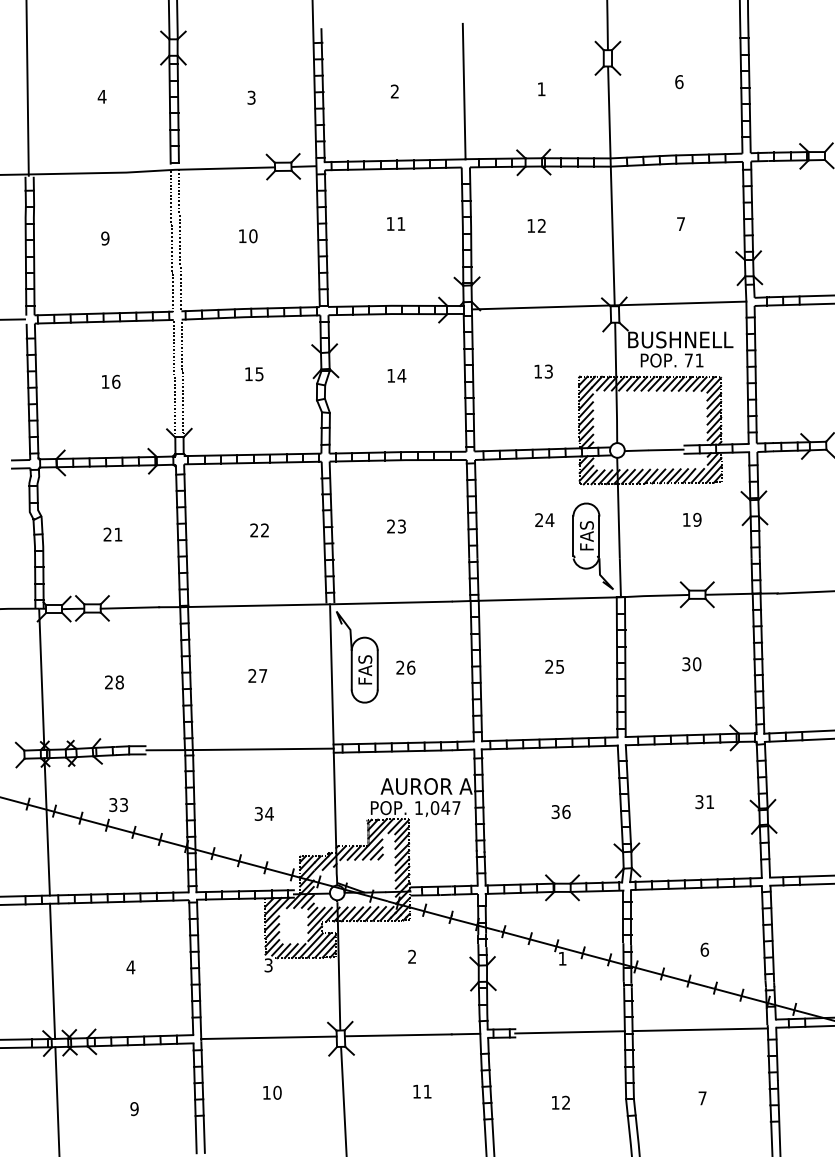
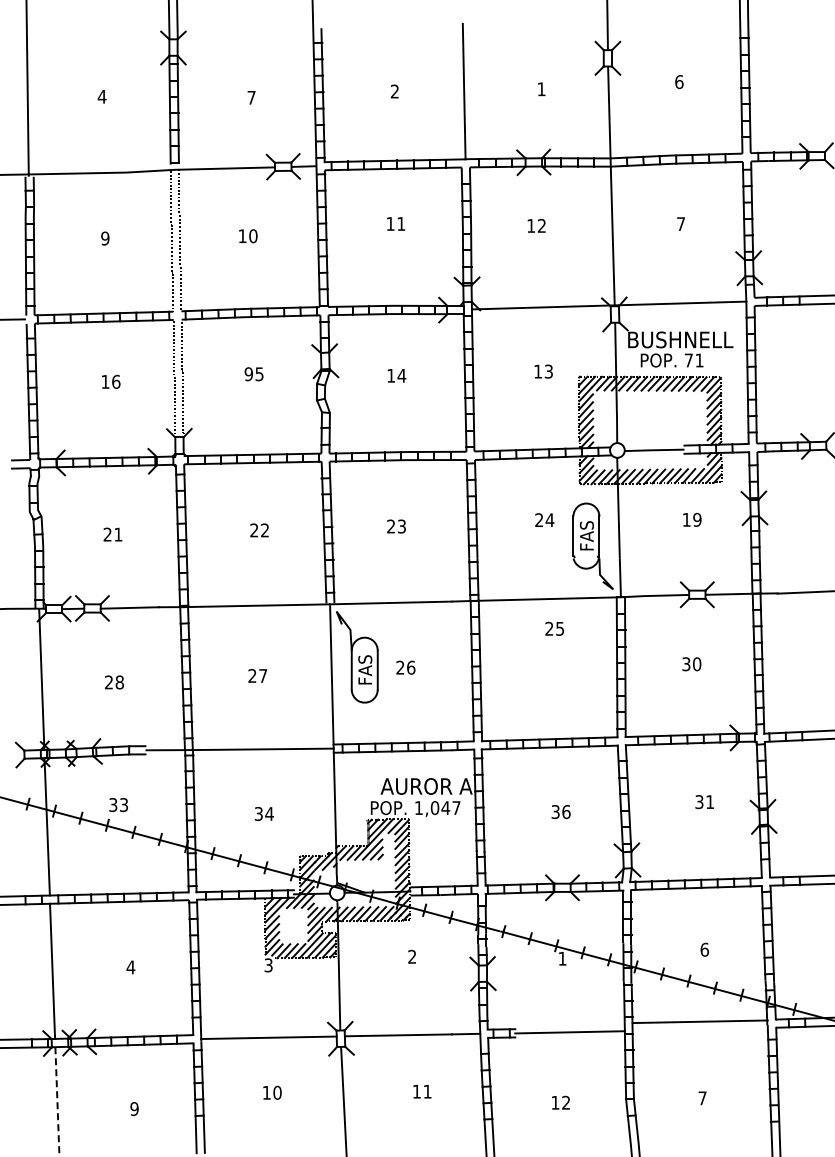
text: 3 -> 7 (251, 97)
text: 15 -> 95 (248, 374)
text position: (554, 666) -> (554, 628) (554, 628)
line position: (699, 1029) -> (699, 1021) (699, 1021)
line: solid -> dashed (57, 1101)
